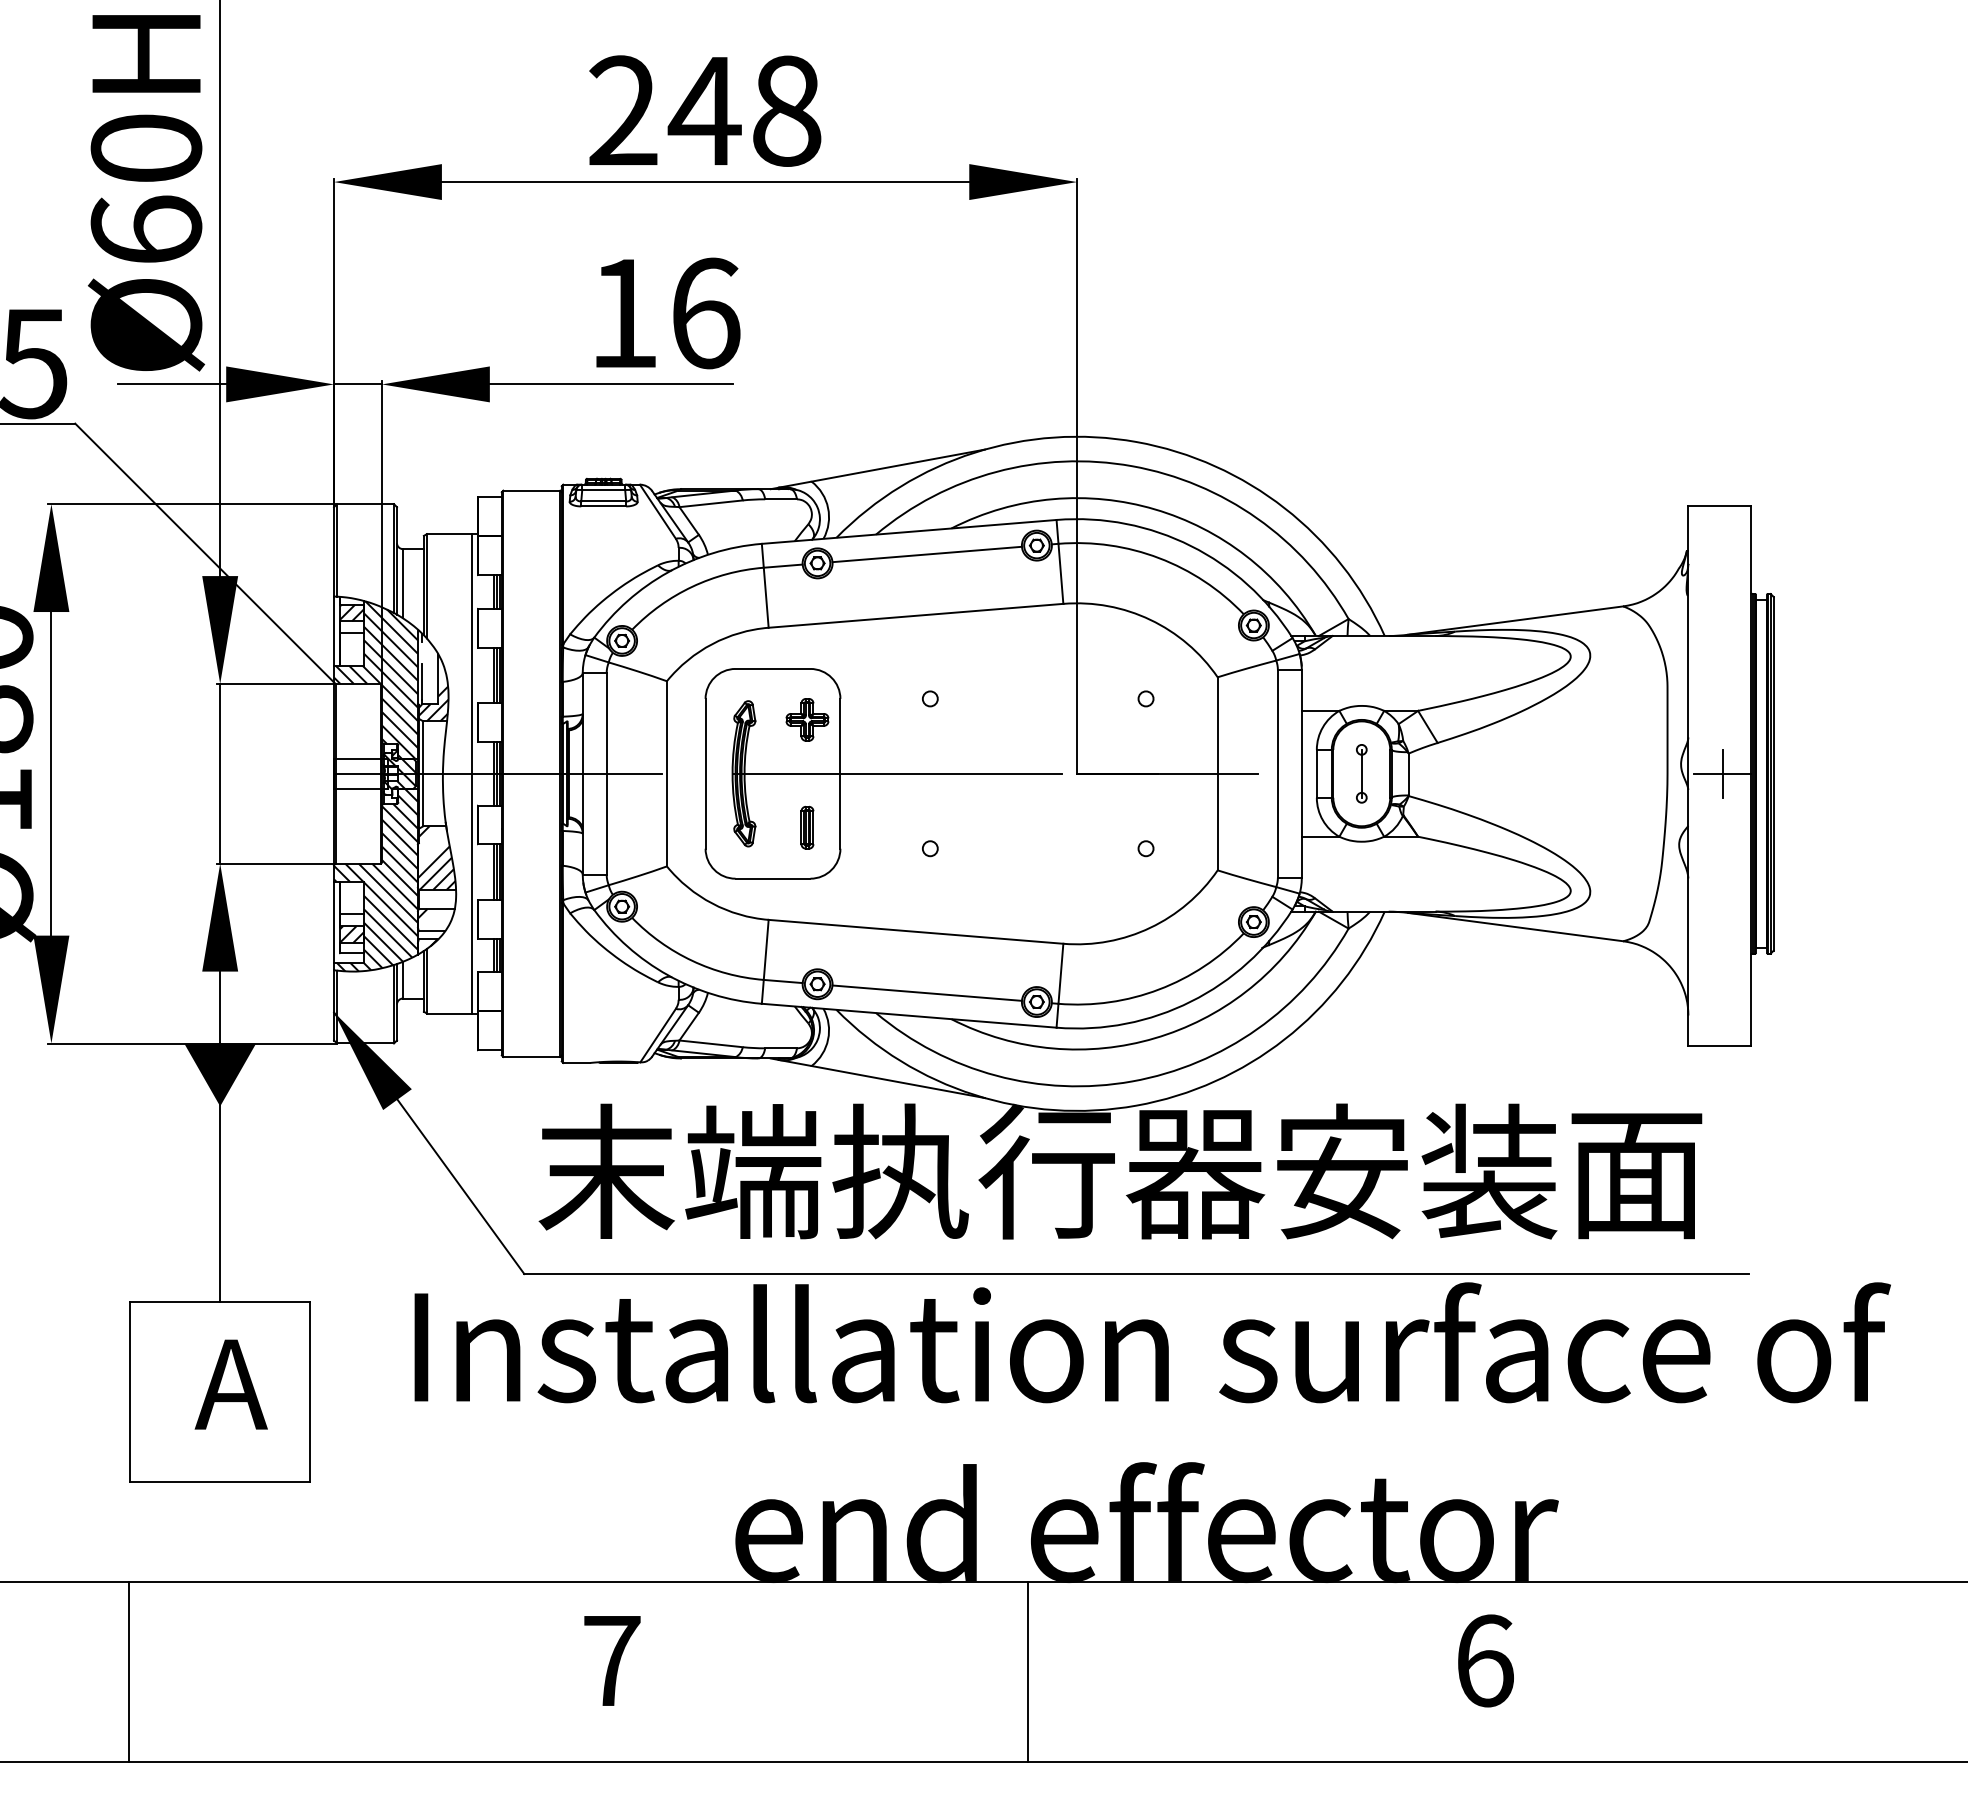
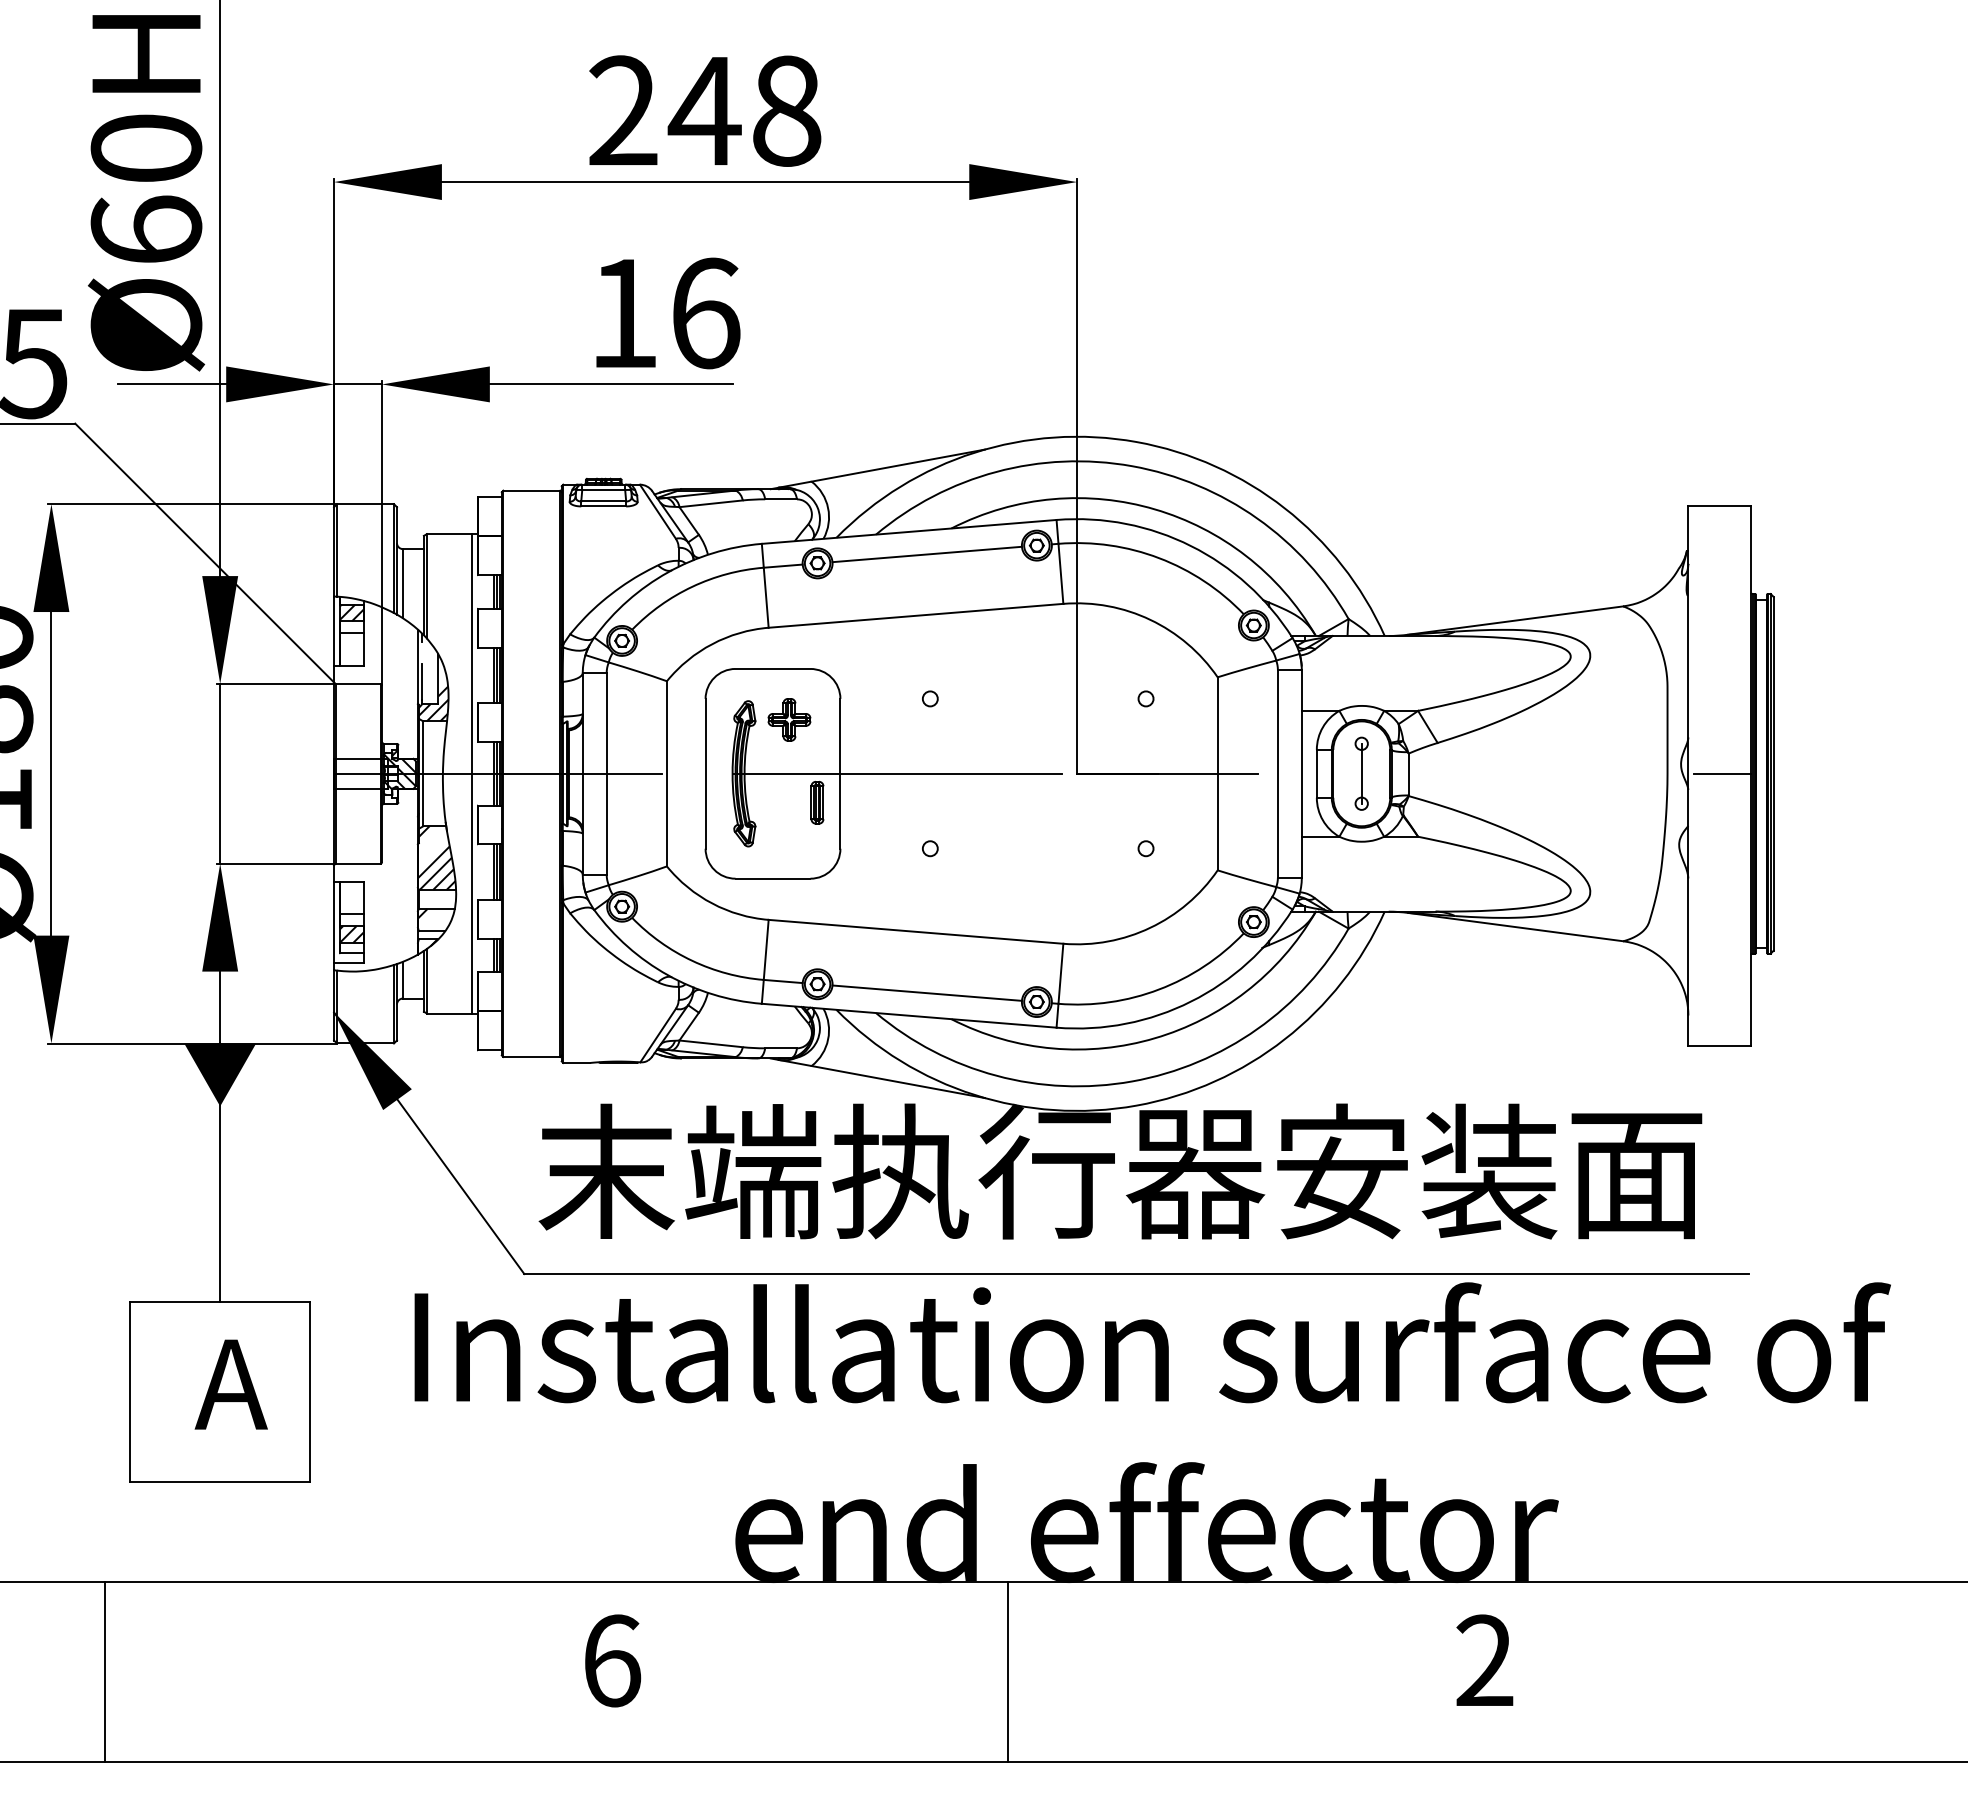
hatch: present -> none (375, 679)
part position: (807, 719) -> (789, 719) (789, 719)
part size: 12x60 px -> 15x75 px (1361, 773)
line: present -> none (1722, 773)
part position: (807, 827) -> (817, 802) (817, 802)
hatch: present -> none (375, 879)
text: 7 -> 6 (612, 1660)
text: 6 -> 2 (1484, 1660)
line position: (128, 1671) -> (104, 1671) (104, 1671)
line position: (1027, 1671) -> (1007, 1671) (1007, 1671)
